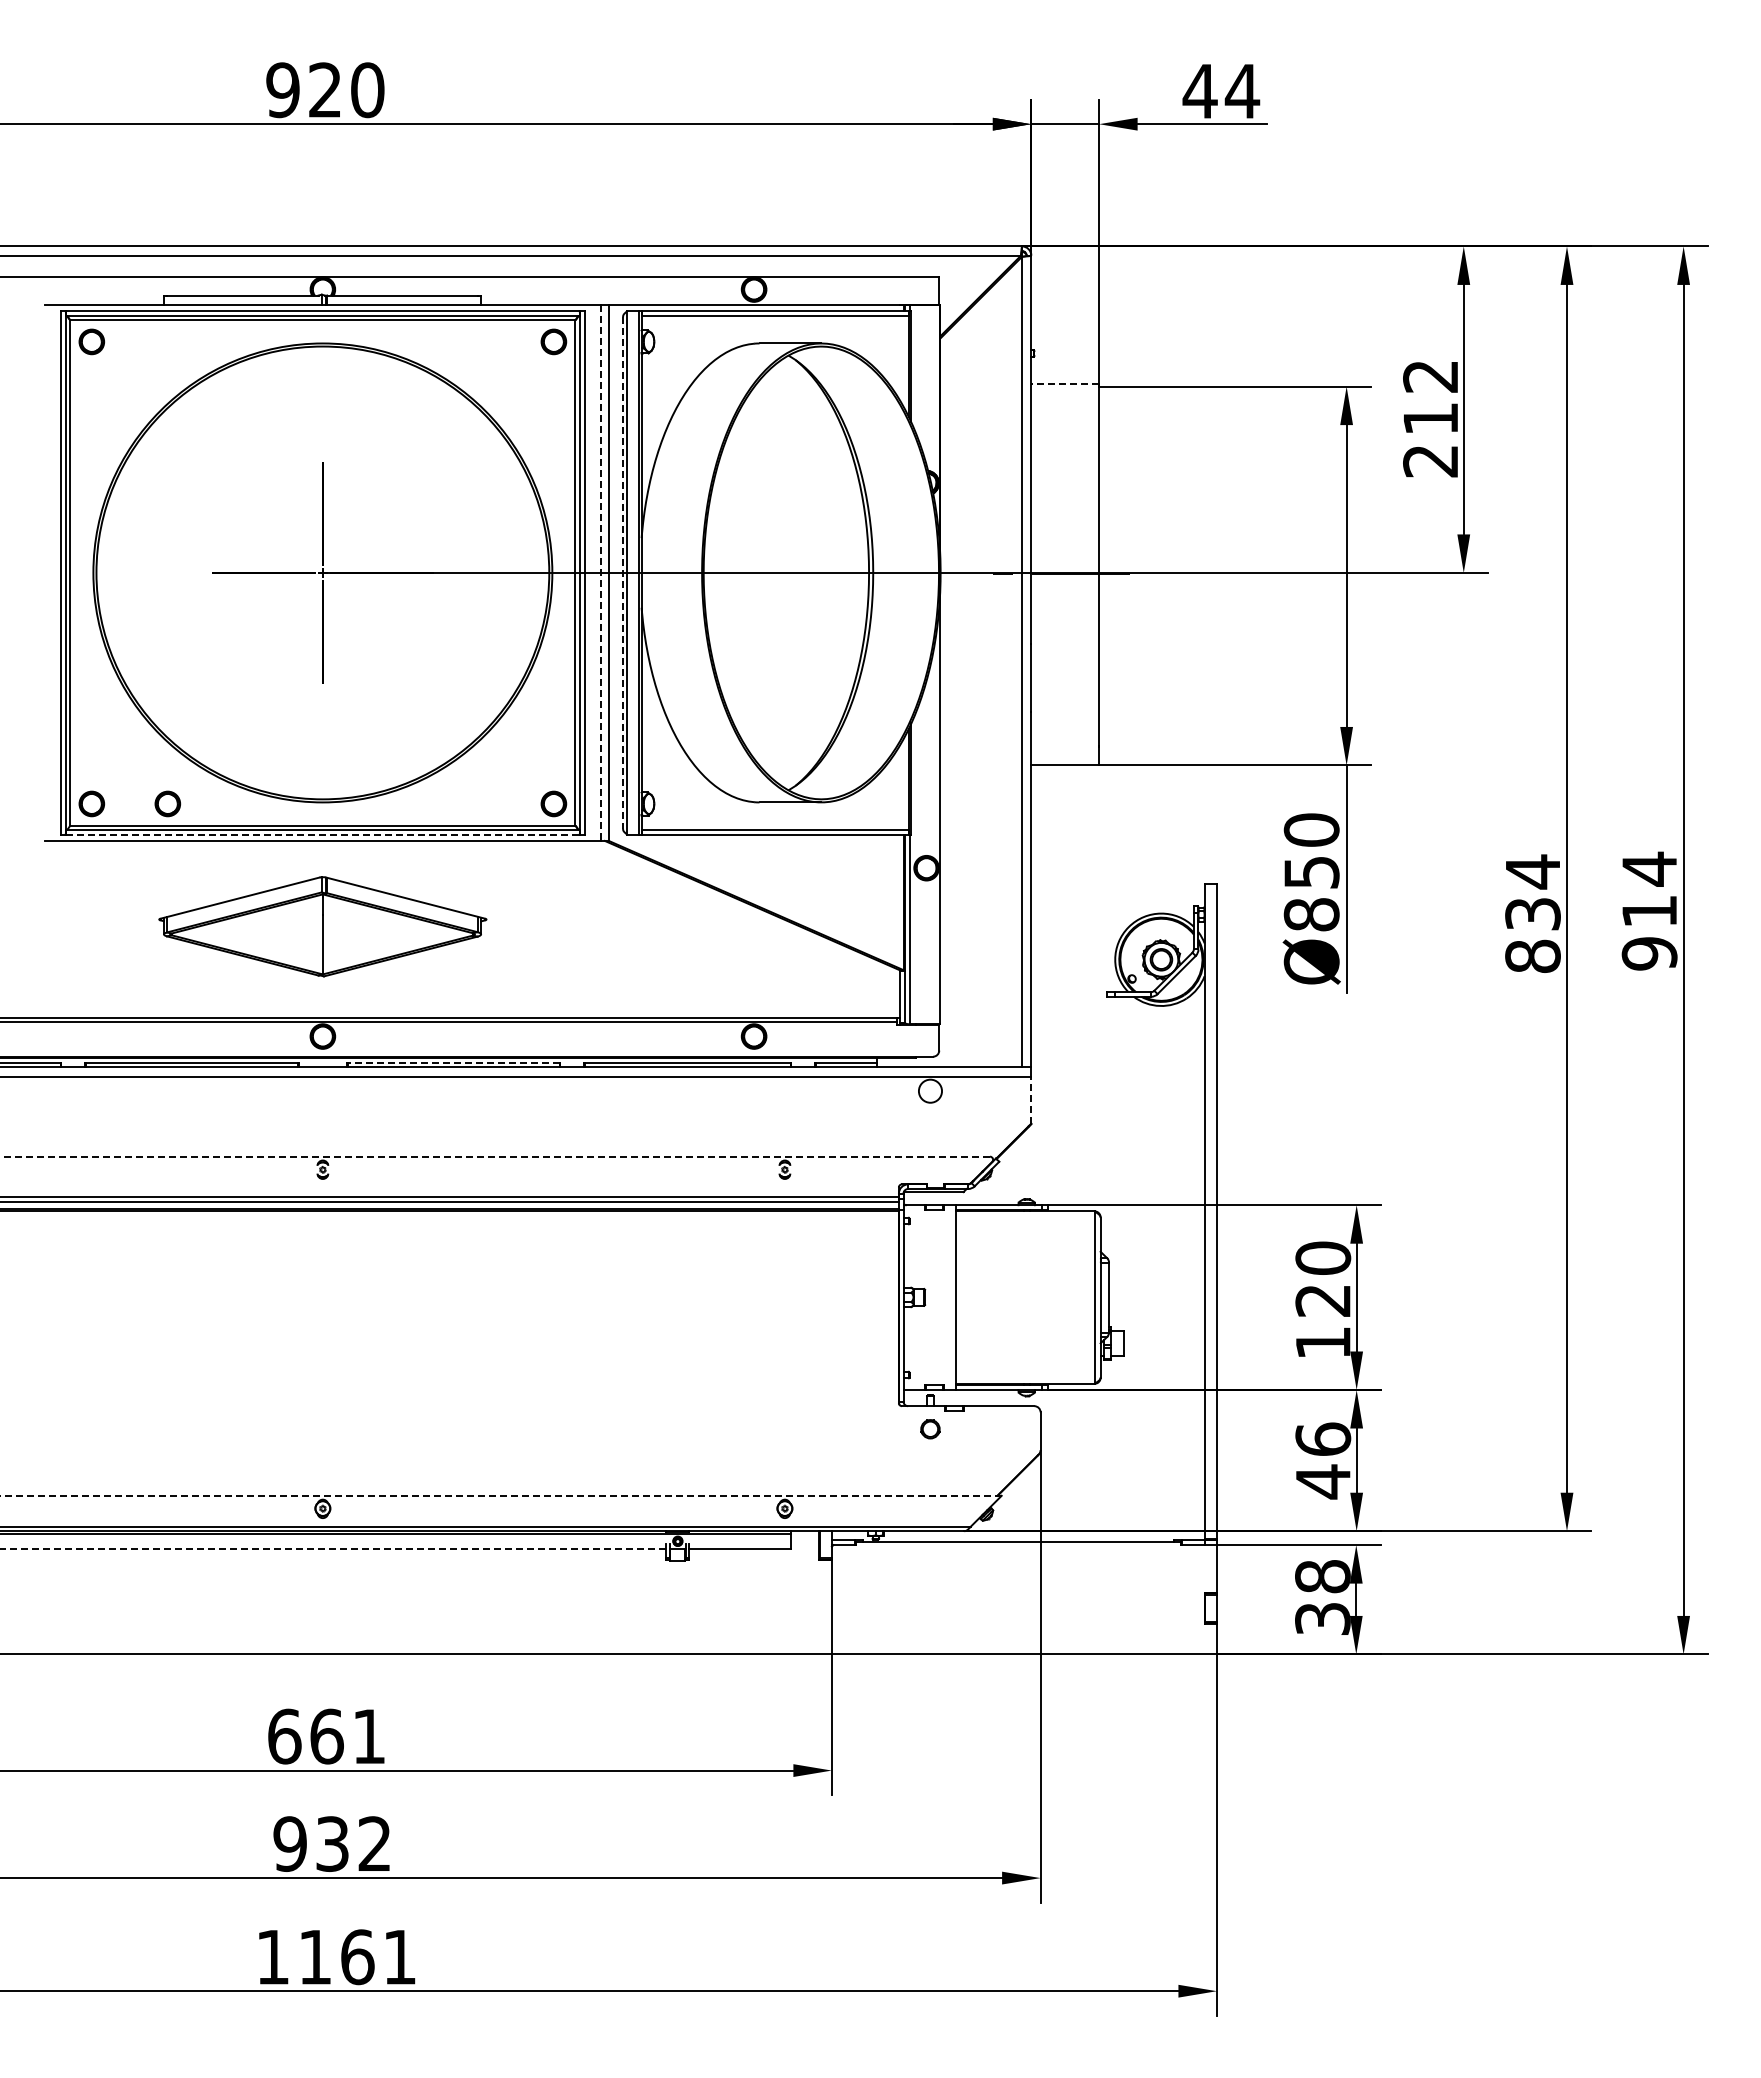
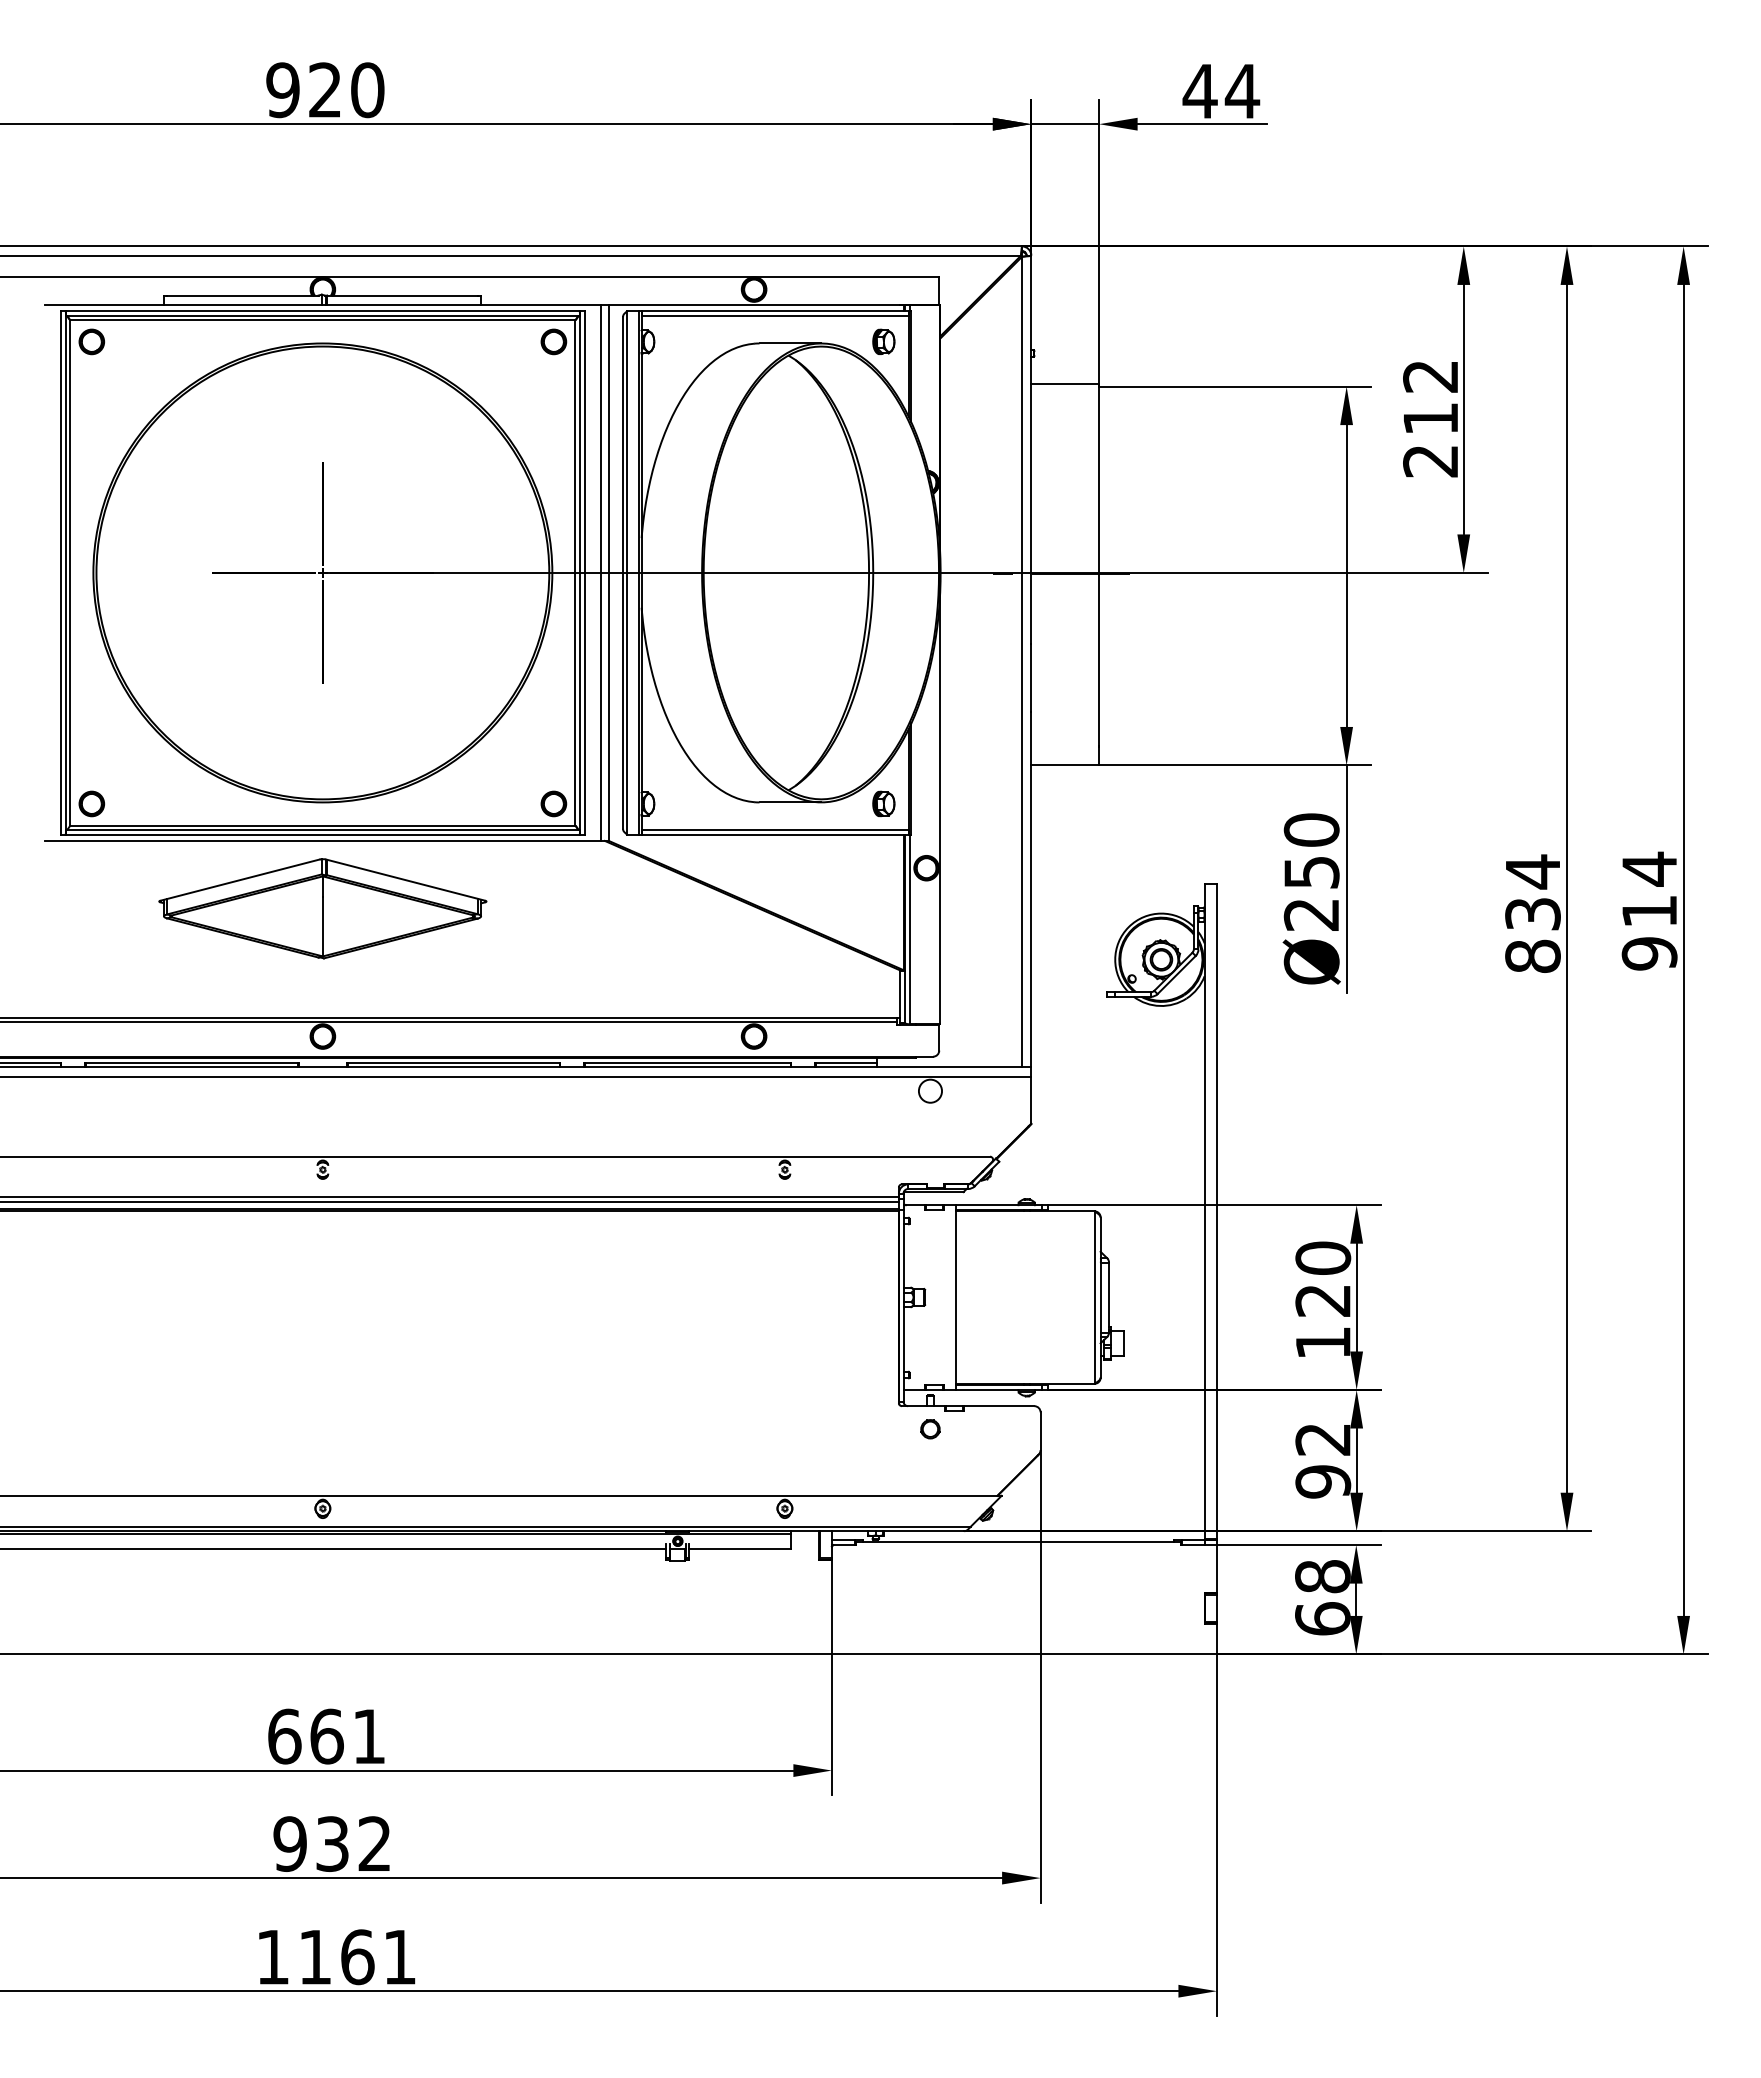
part: none -> present (883, 341)
line: dashed -> solid (1065, 383)
line: dashed -> solid (600, 572)
line: dashed -> solid (622, 572)
part: present -> none (167, 803)
part: none -> present (883, 803)
line: dashed -> solid (323, 834)
text: Ø850 -> Ø250 (1311, 914)
part position: (322, 926) -> (322, 908) (322, 908)
line: dashed -> solid (453, 1062)
line: dashed -> solid (1031, 1099)
line: dashed -> solid (495, 1156)
text: 46 -> 92 (1323, 1460)
line: dashed -> solid (500, 1495)
line: dashed -> solid (333, 1548)
text: 38 -> 68 (1322, 1618)
